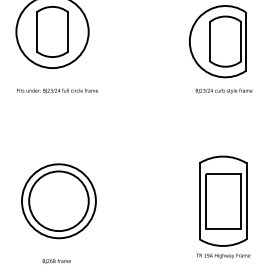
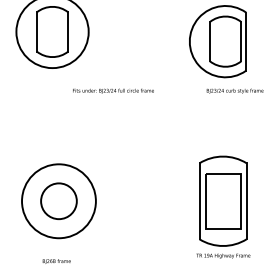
text position: (57, 90) -> (113, 90) (113, 90)
text position: (223, 90) -> (234, 90) (234, 90)
circle diameter: 60 px -> 36 px (58, 201)
